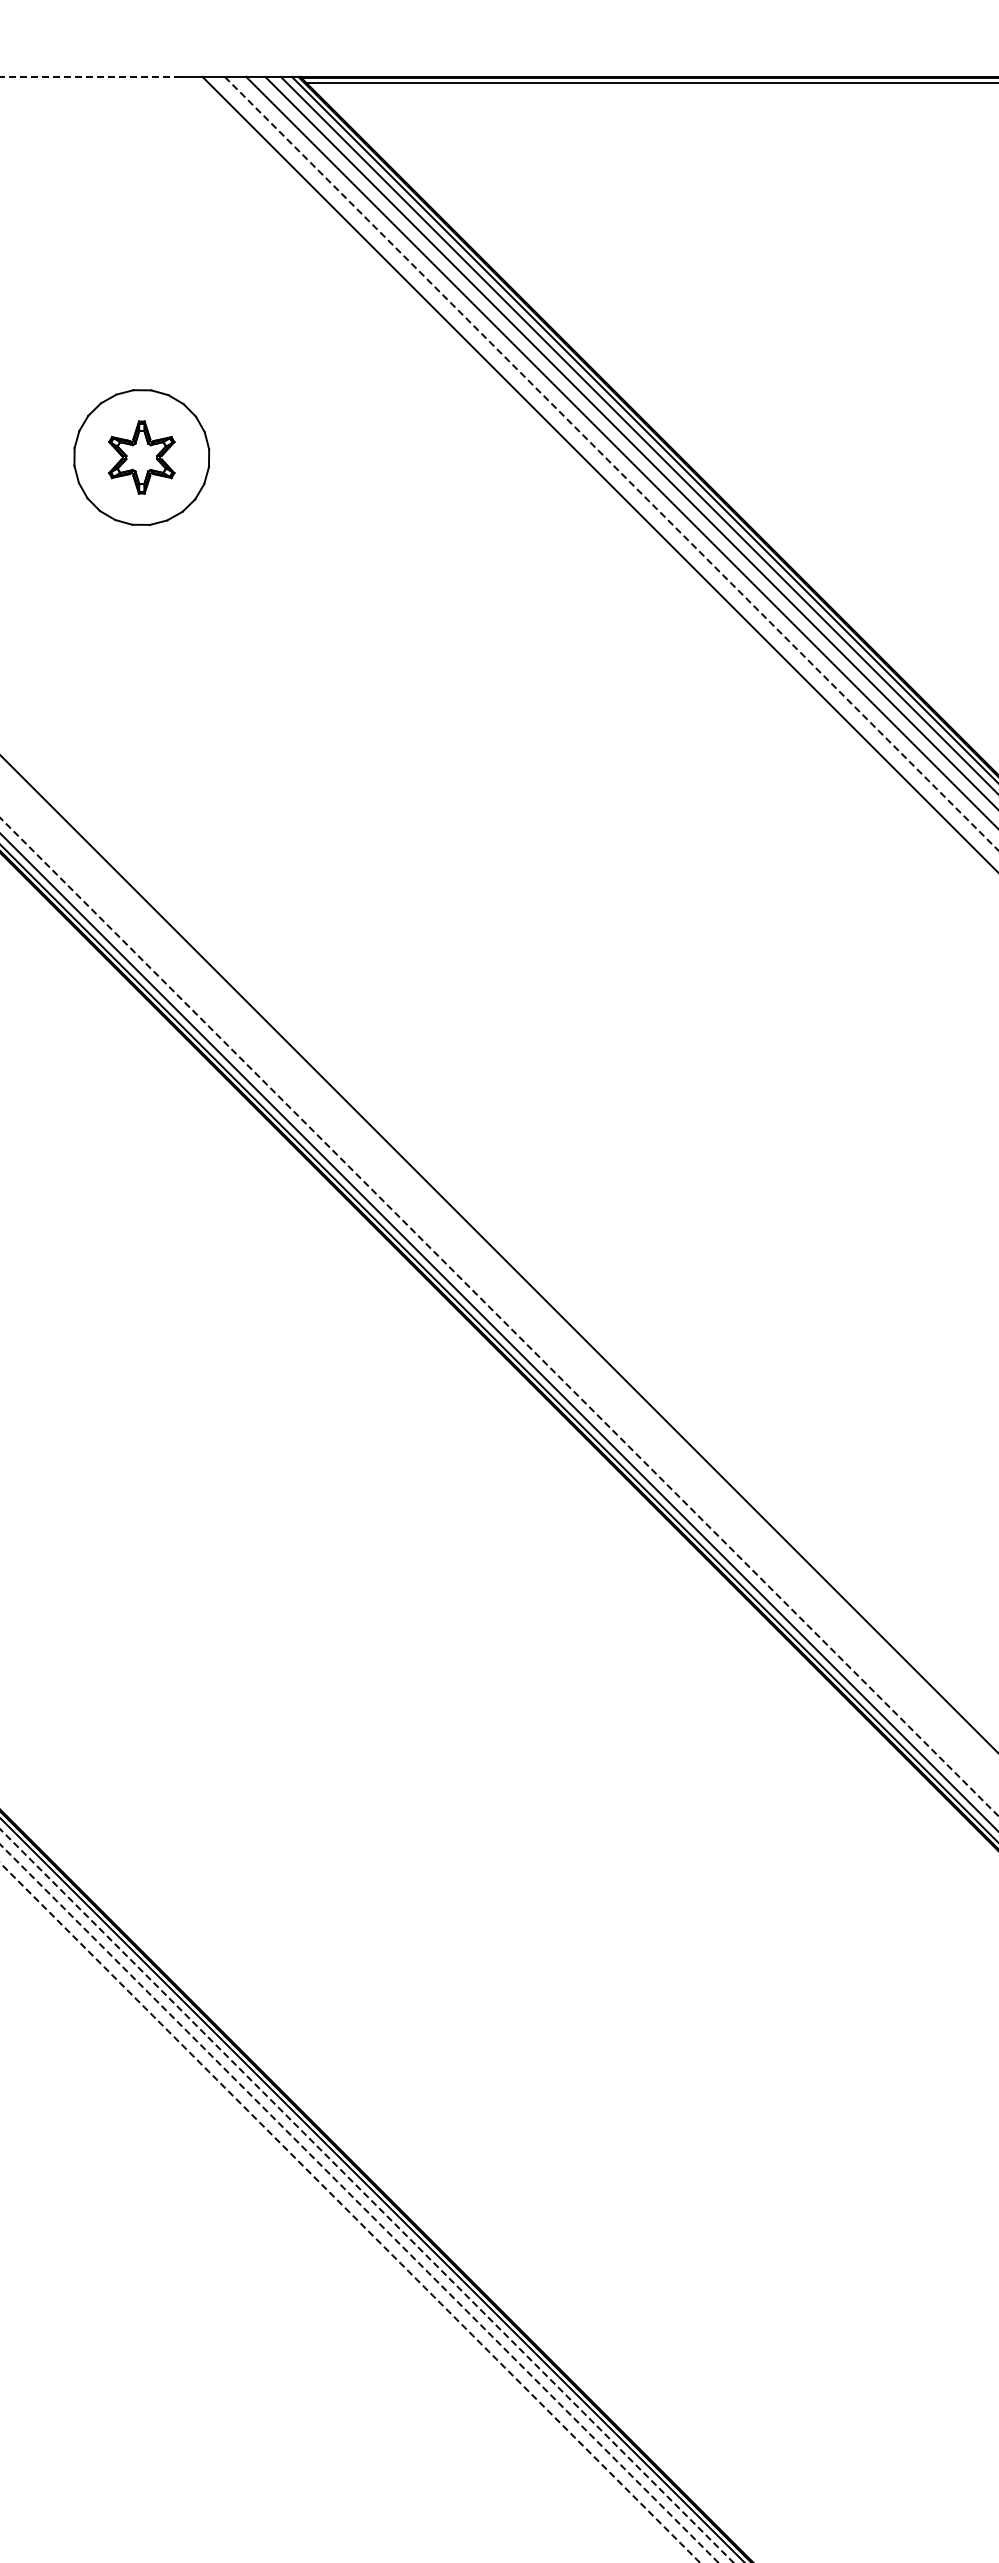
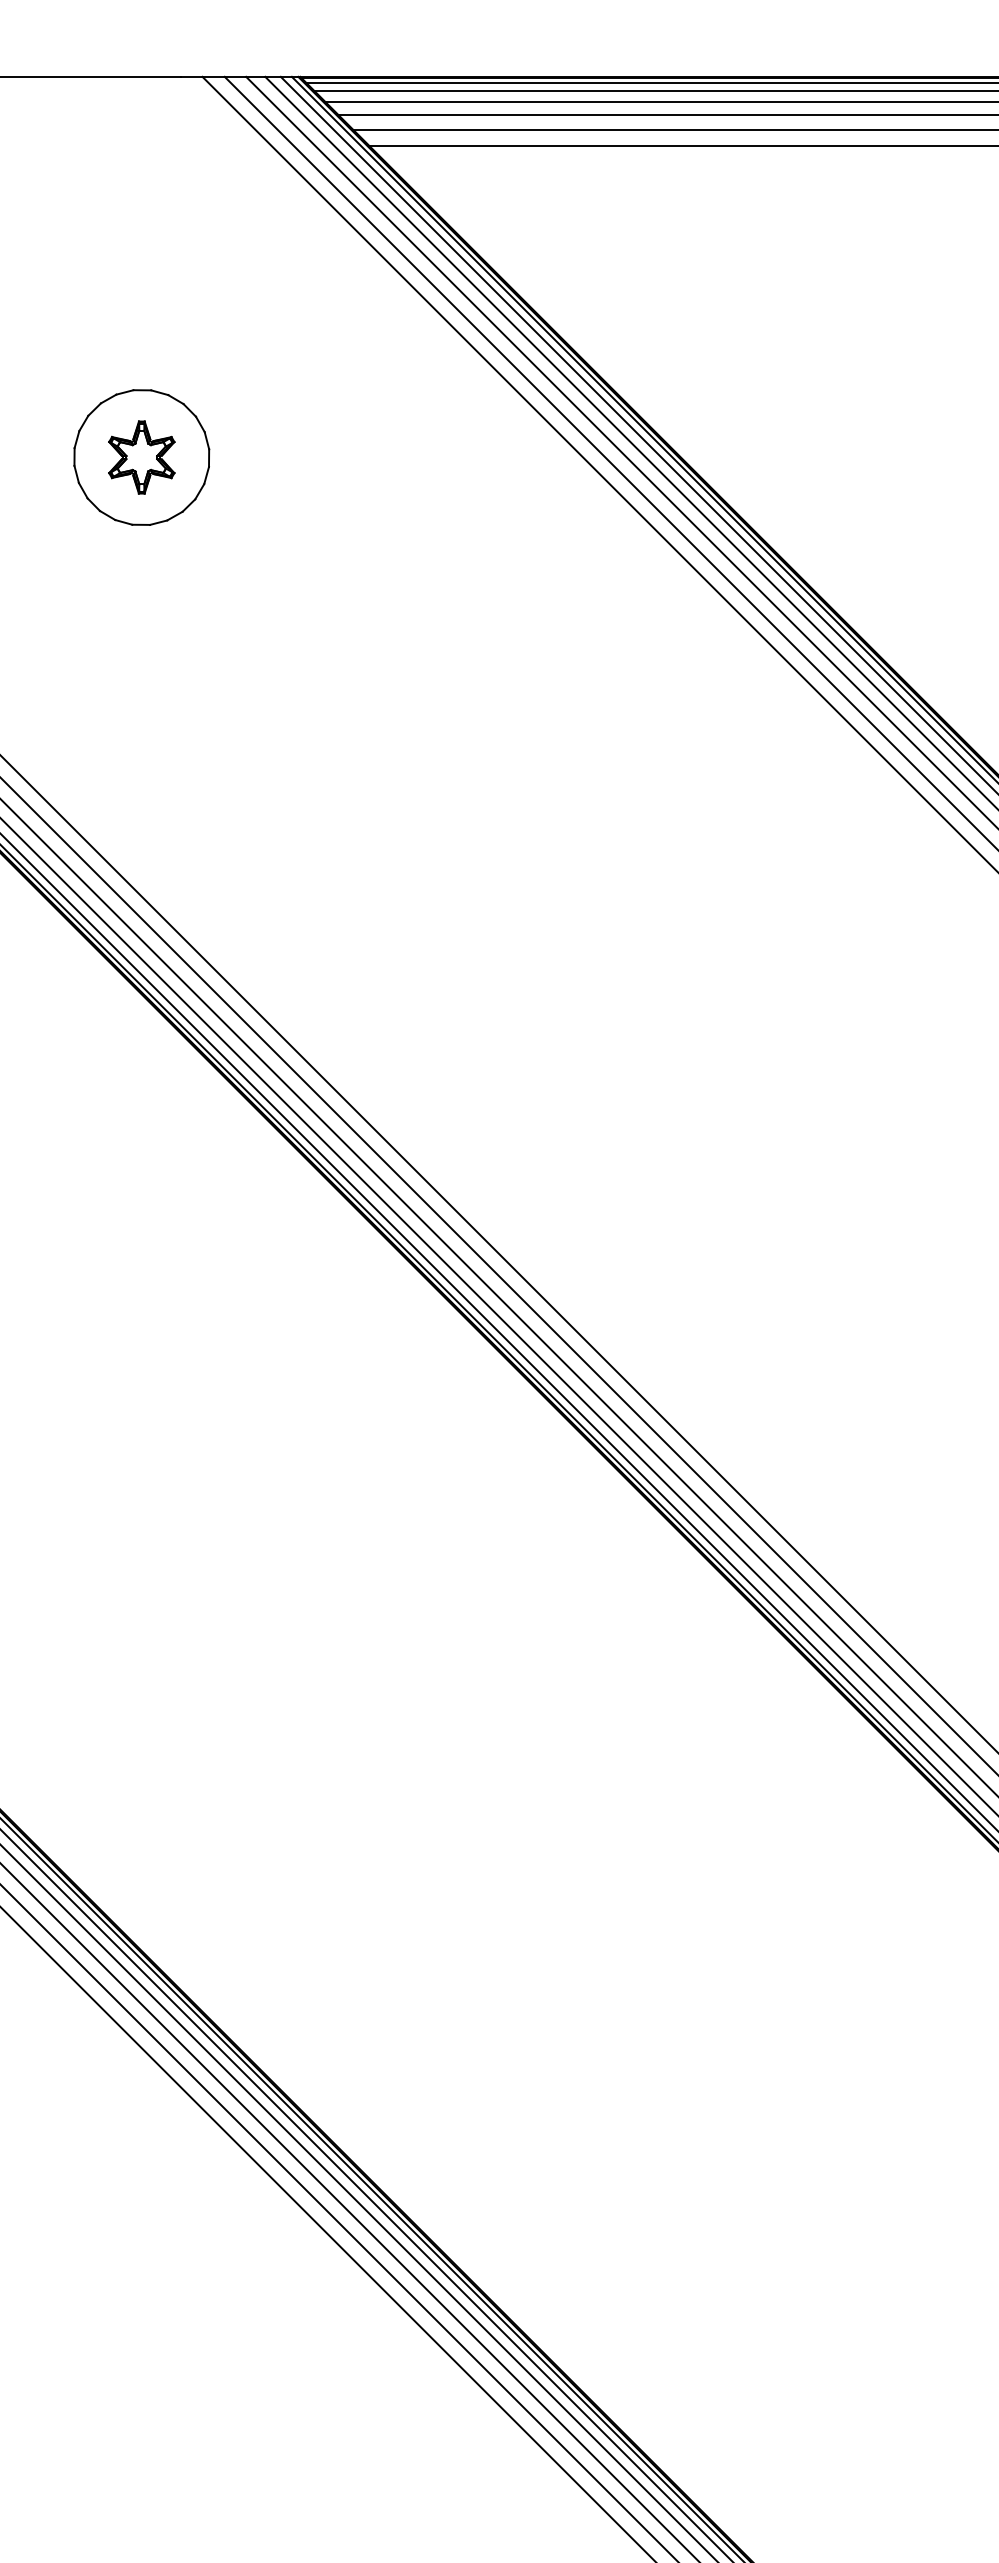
line: dashed -> solid (90, 76)
line: none -> present (654, 90)
line: none -> present (660, 101)
line: none -> present (666, 115)
line: none -> present (674, 130)
line: none -> present (682, 146)
line: dashed -> solid (611, 463)
line: none -> present (498, 1275)
line: none -> present (498, 1297)
line: dashed -> solid (499, 1317)
line: dashed -> solid (367, 2196)
line: dashed -> solid (359, 2204)
line: dashed -> solid (350, 2213)
line: none -> present (339, 2222)
line: none -> present (327, 2233)
